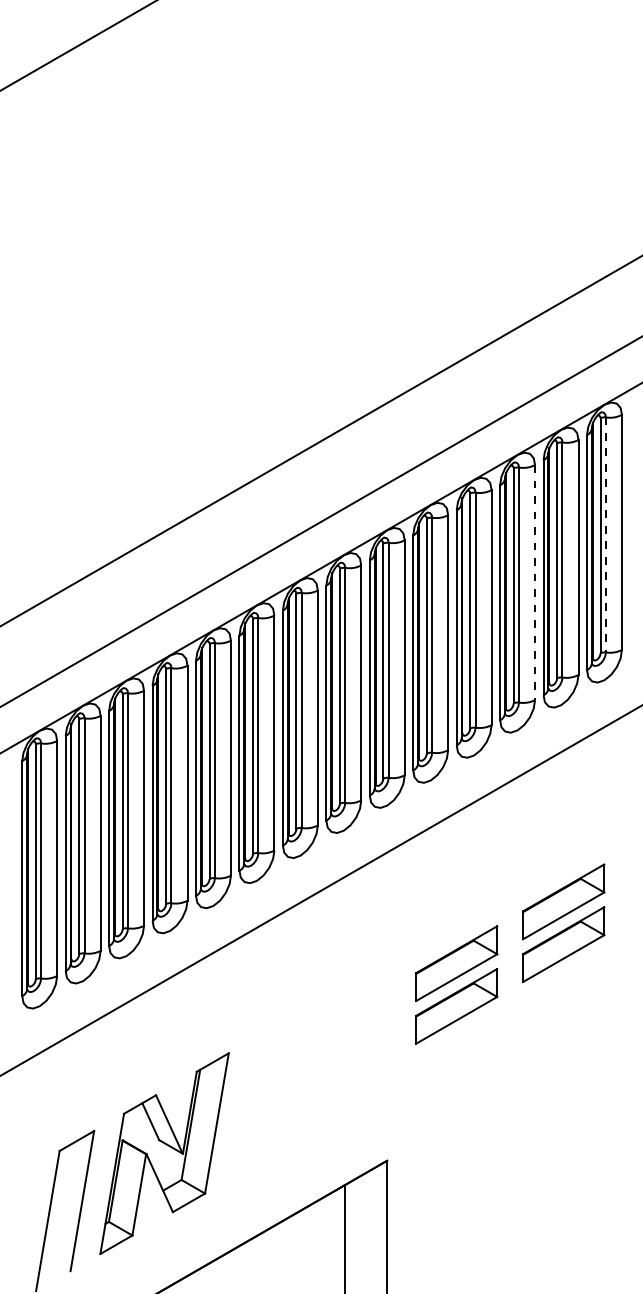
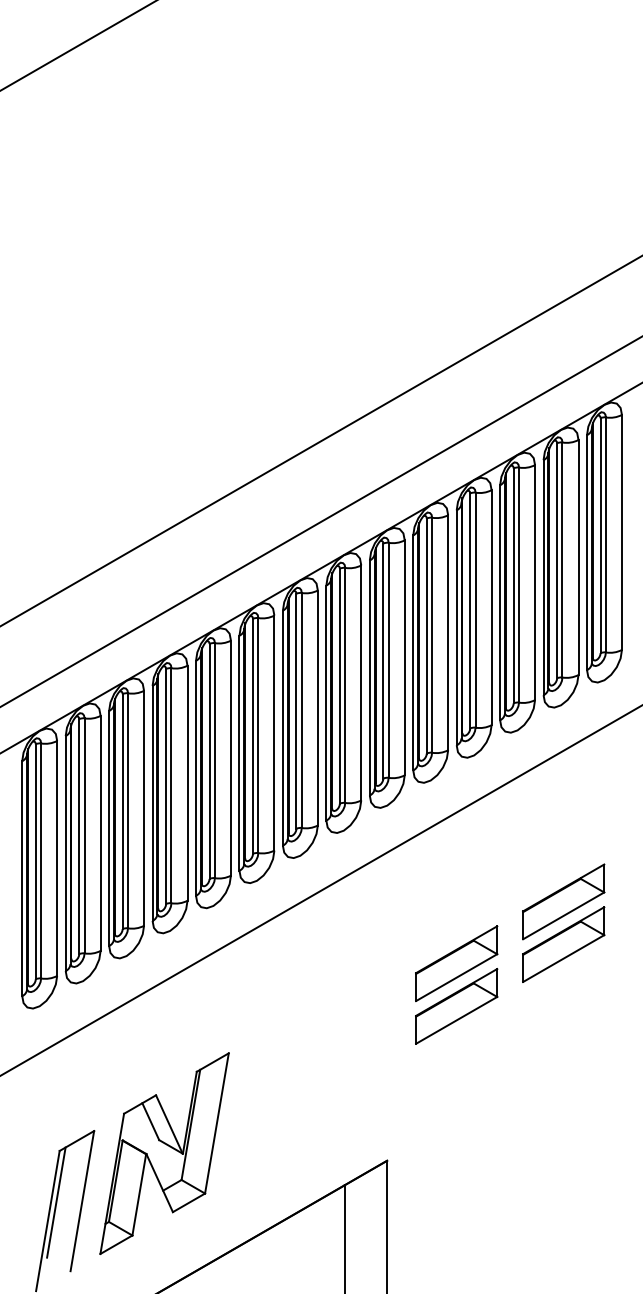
line: dashed -> solid (605, 534)
line: dashed -> solid (535, 582)
line: none -> present (56, 1202)
